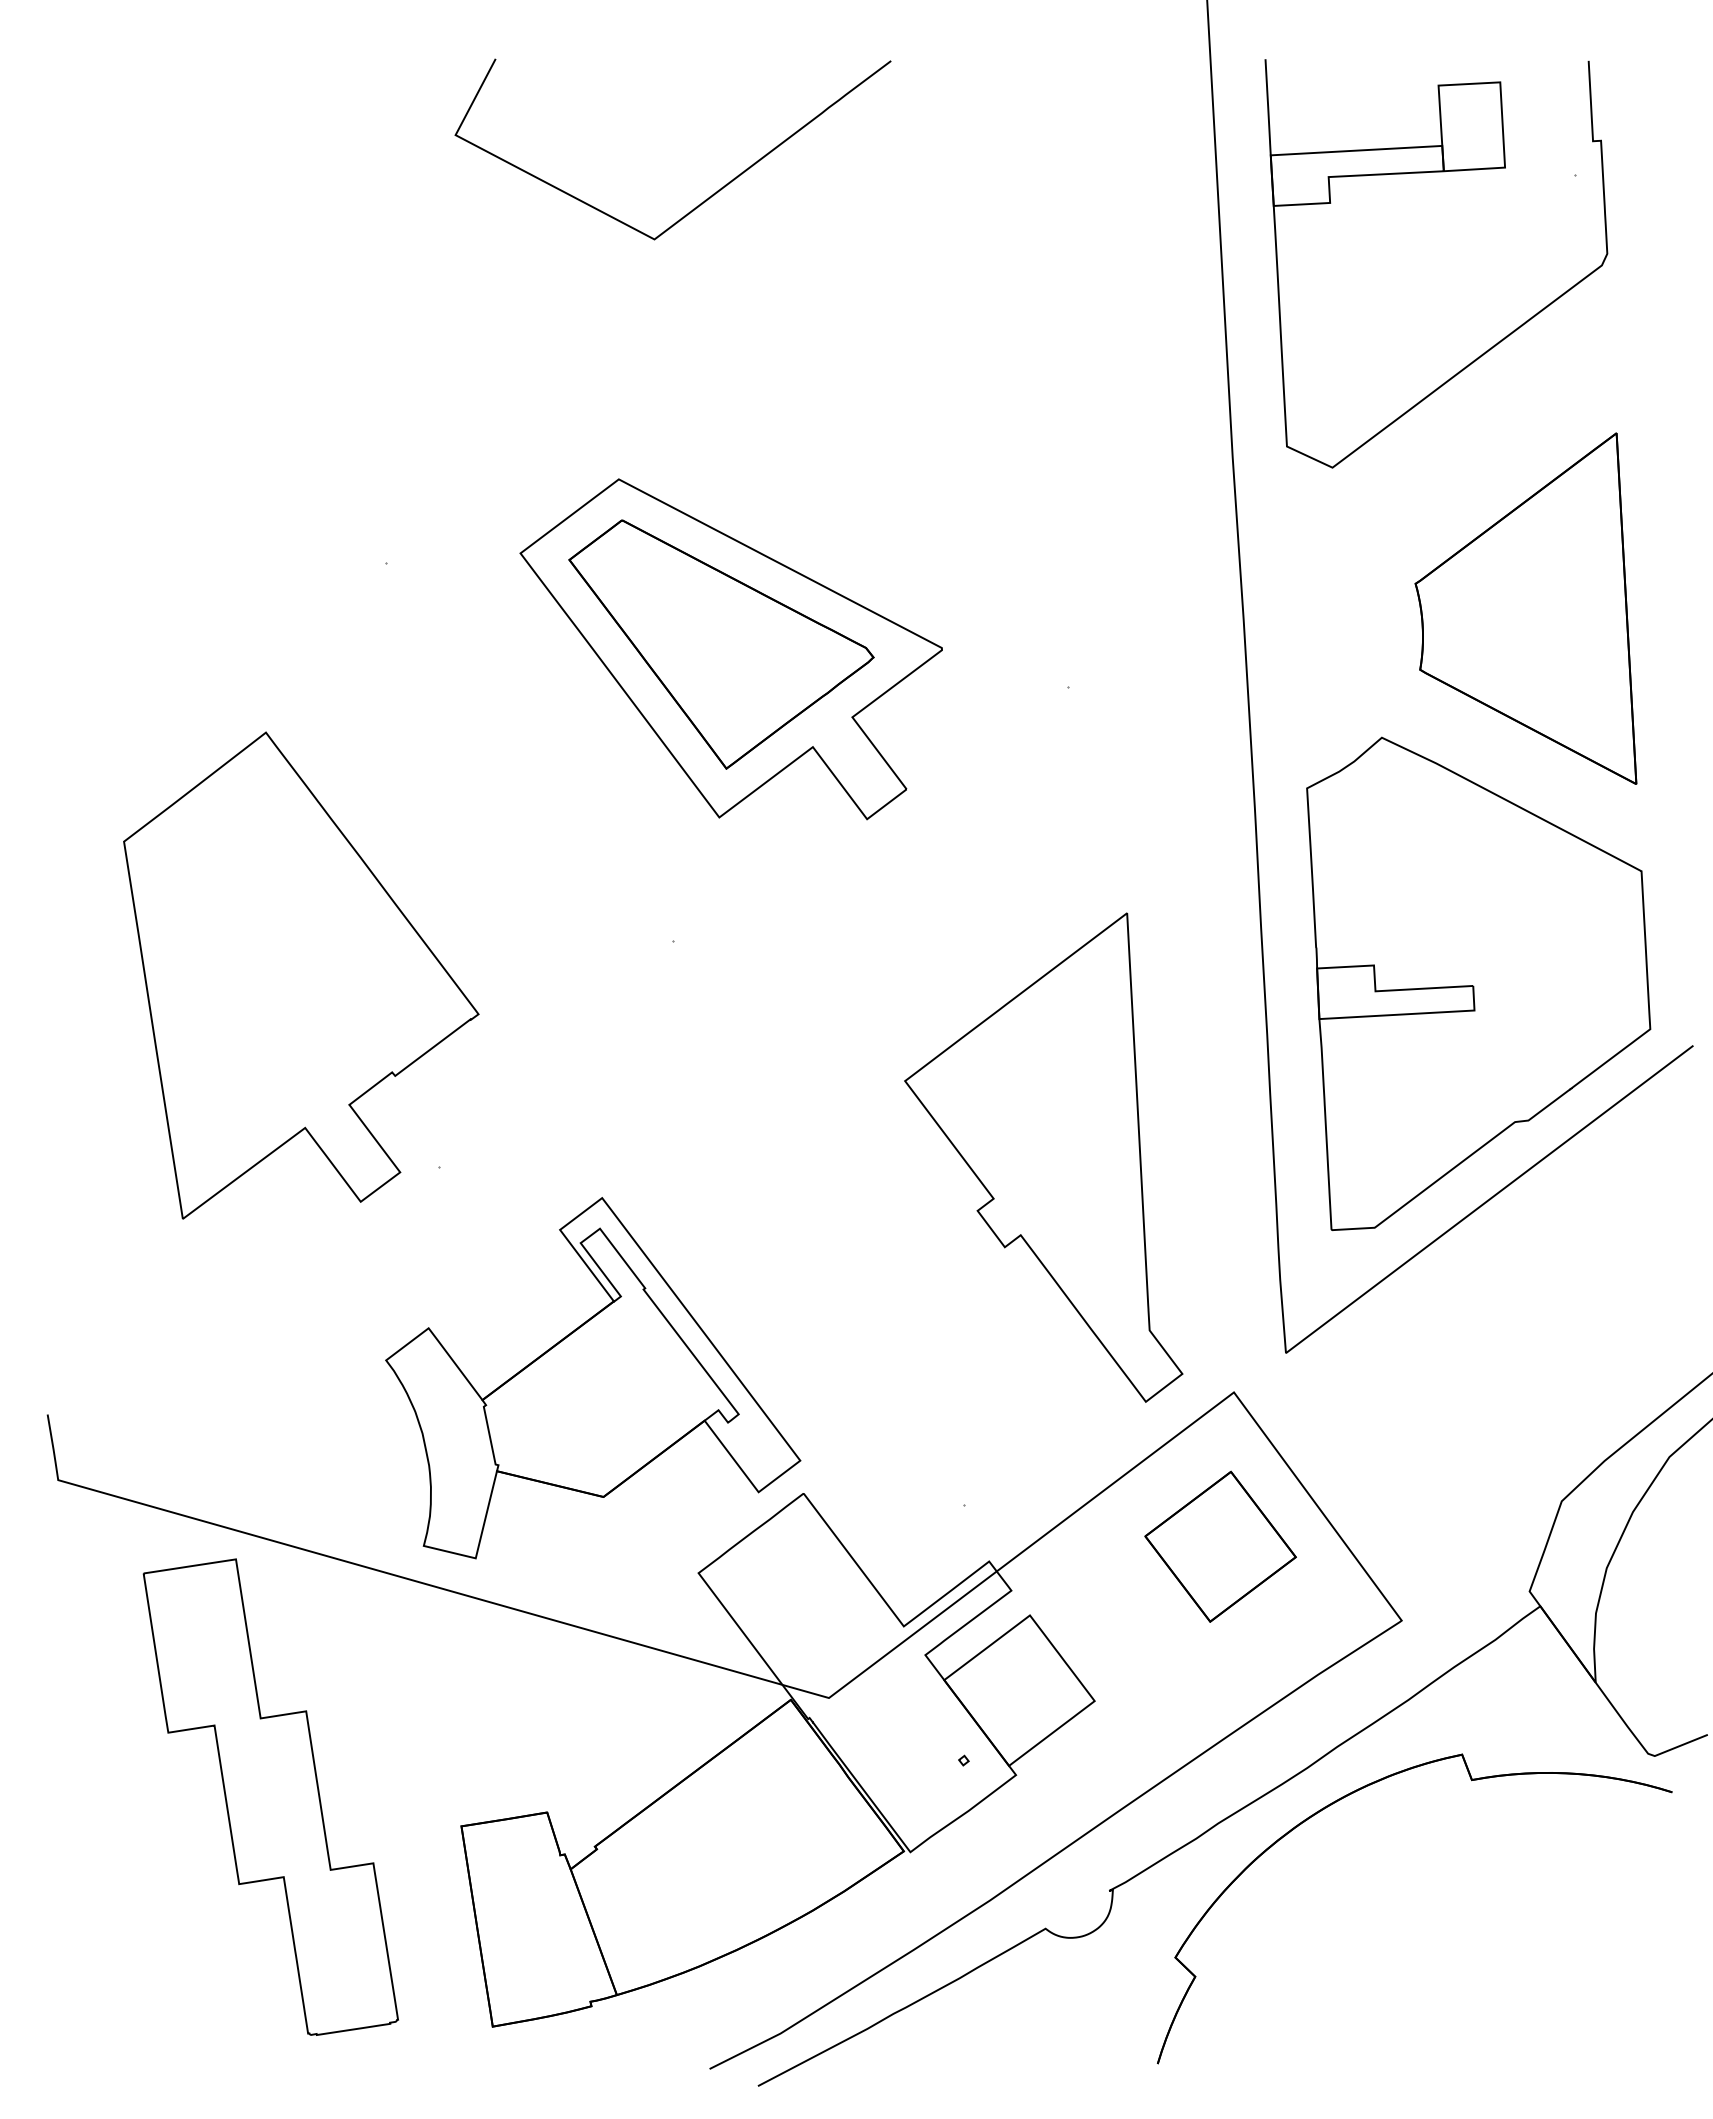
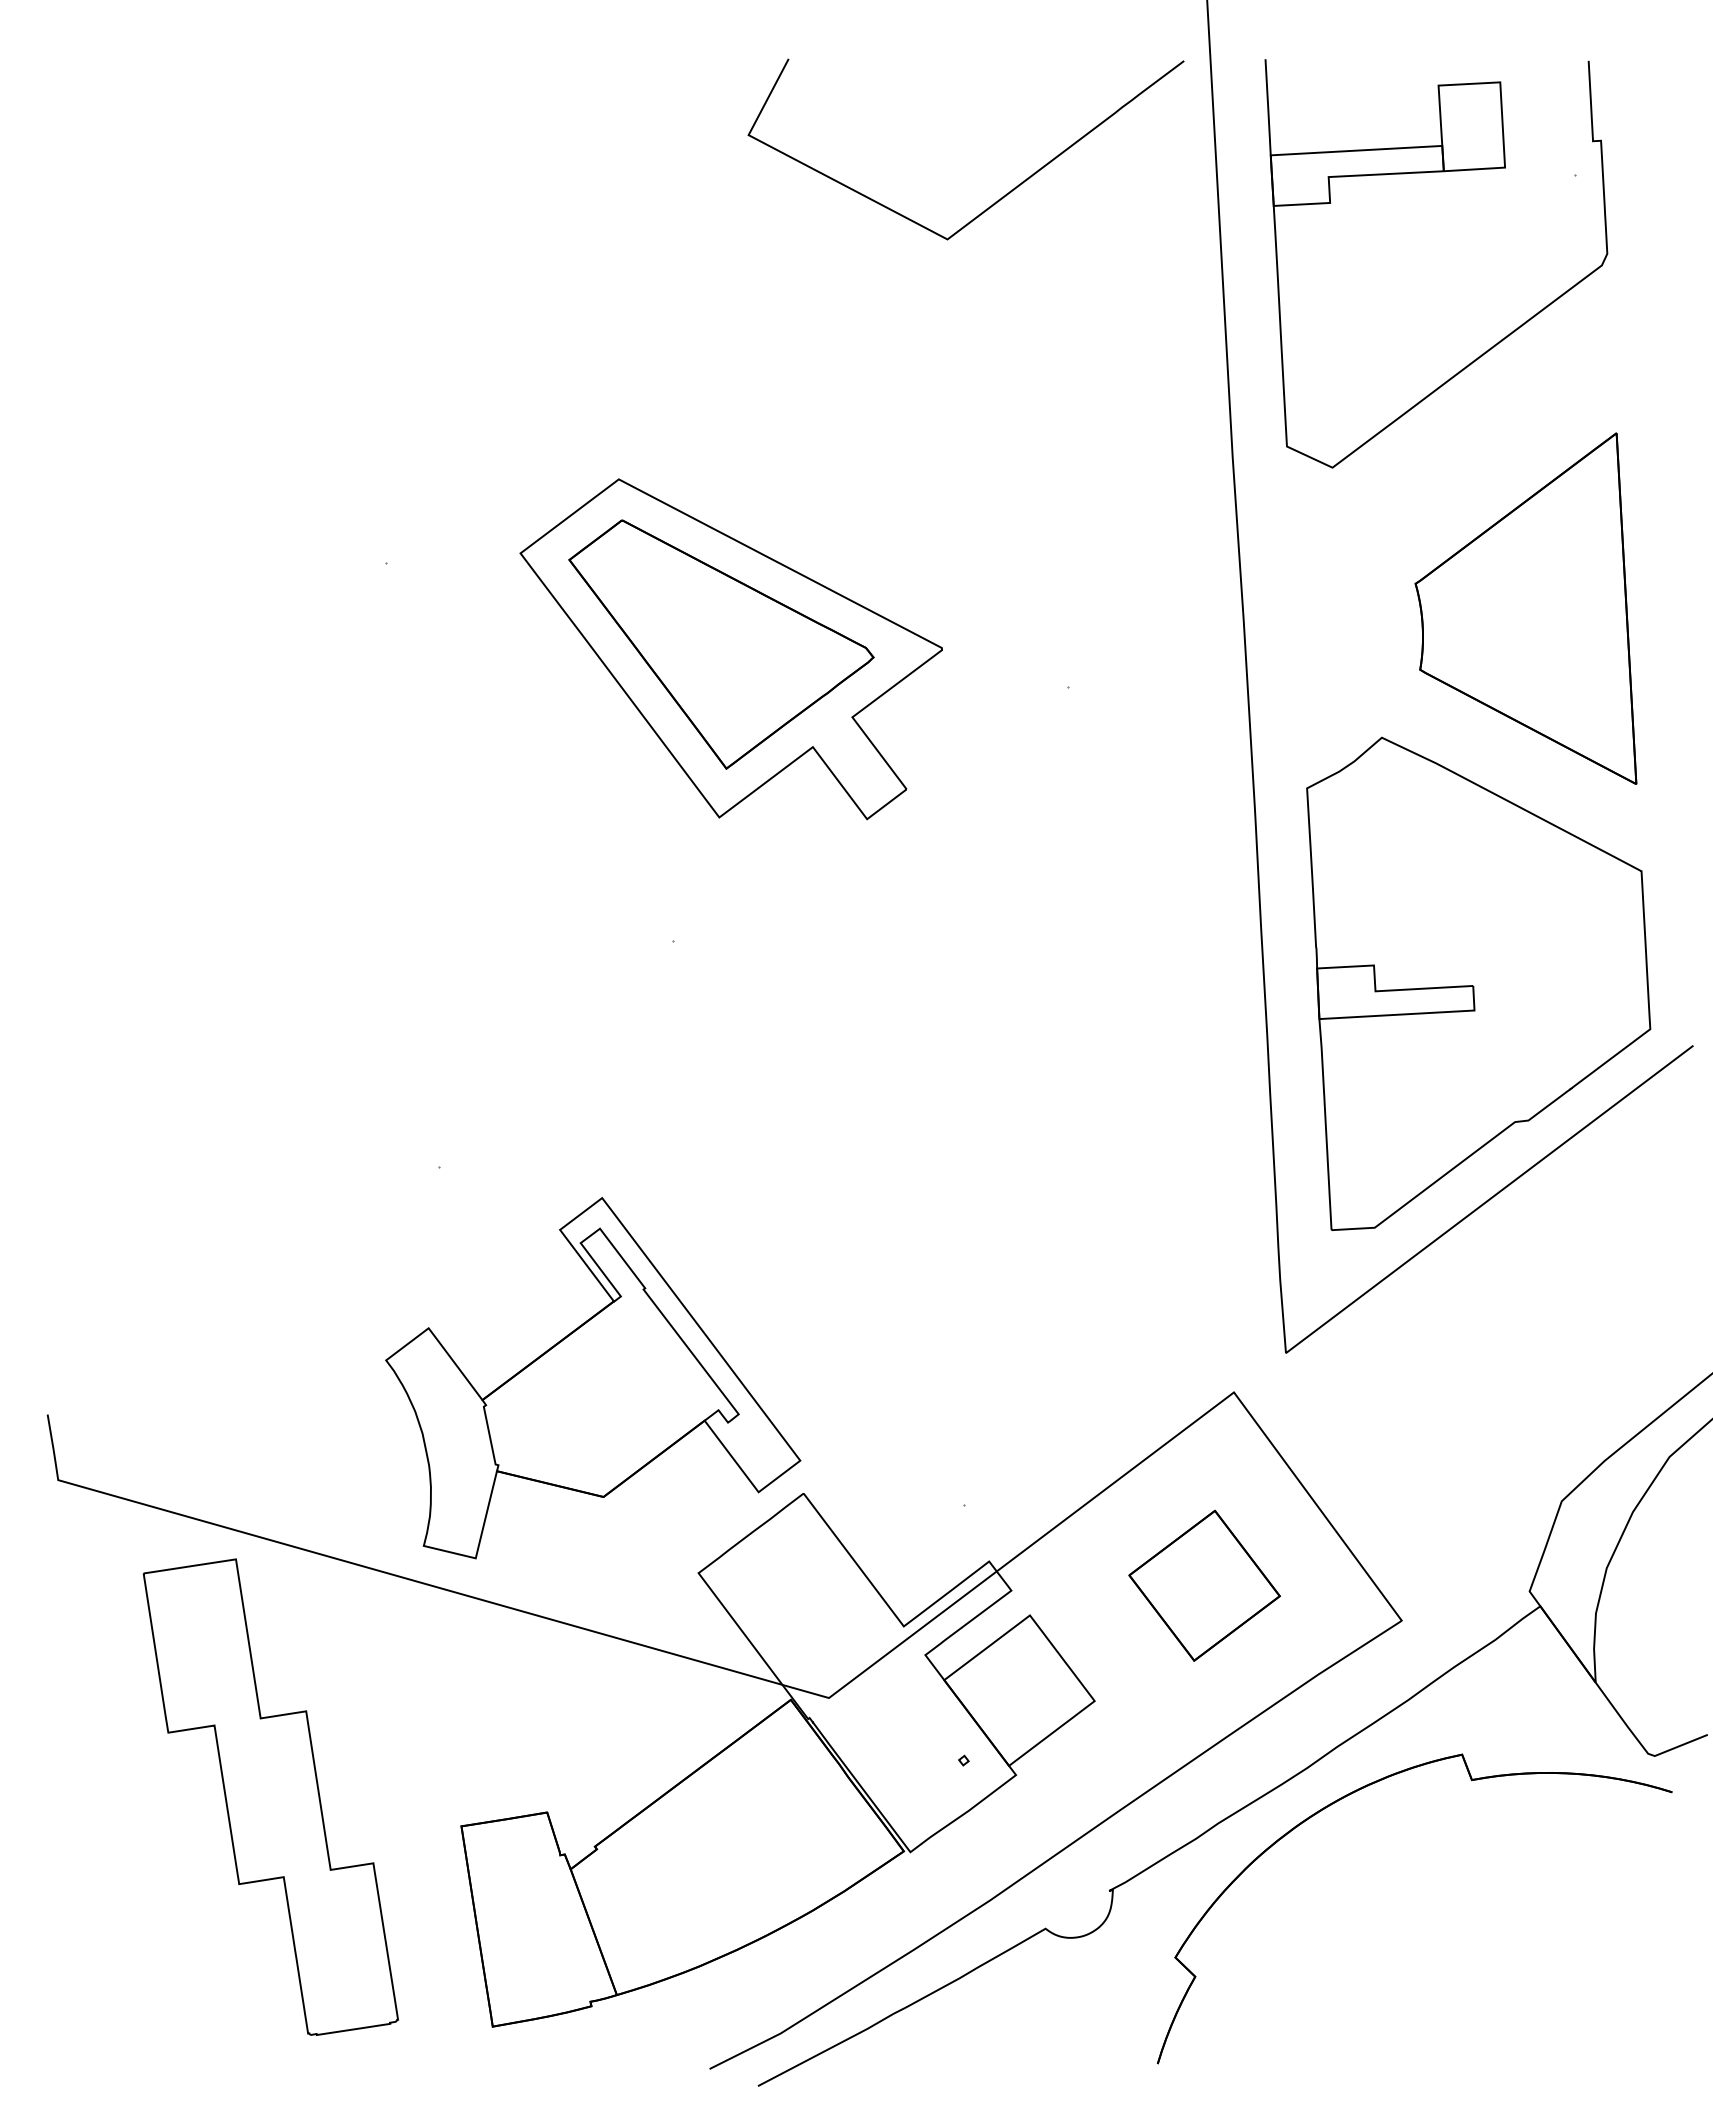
curve position: (709, 196) -> (1002, 196) (1002, 196)
part: present -> none (301, 975)
part: present -> none (1043, 1157)
part position: (1220, 1546) -> (1204, 1585) (1204, 1585)
